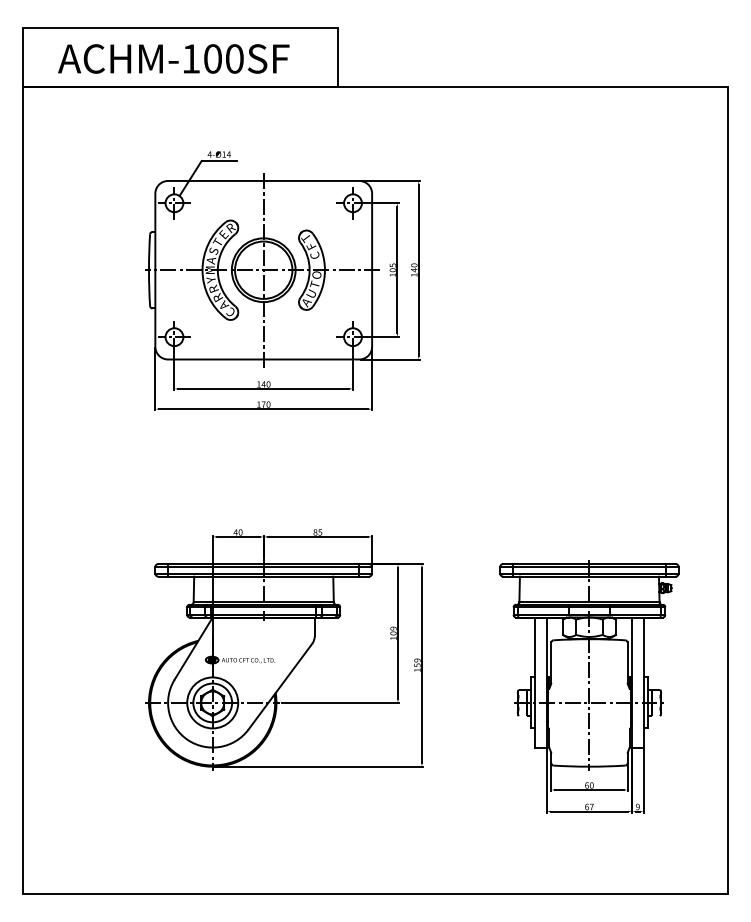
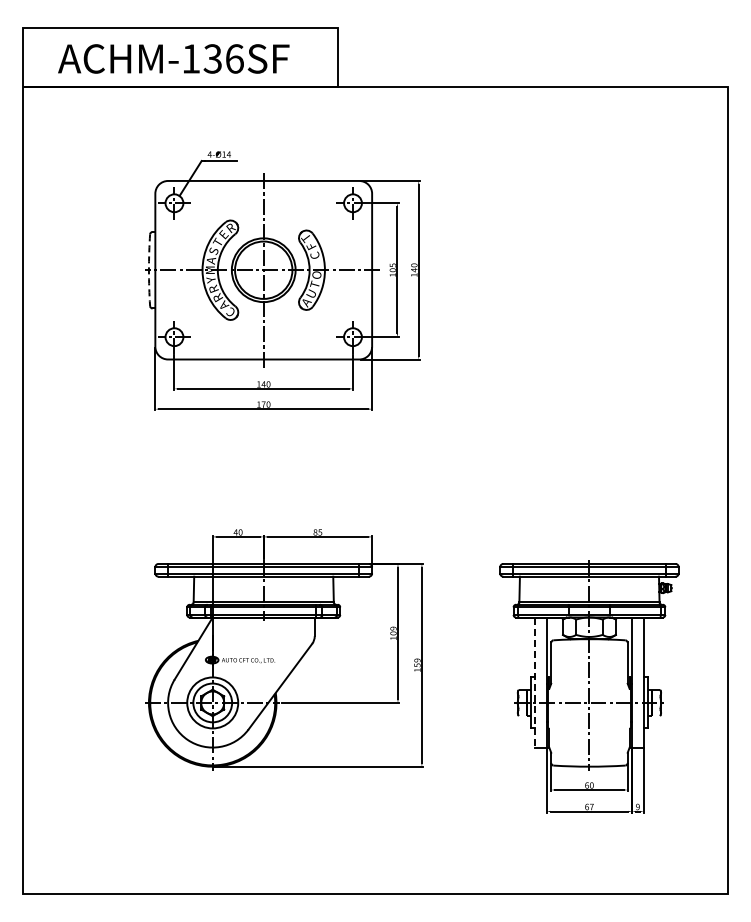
text: ACHM-100SF -> ACHM-136SF (223, 58)
arc: solid -> dashed (148, 270)
line: solid -> dashed (535, 683)
